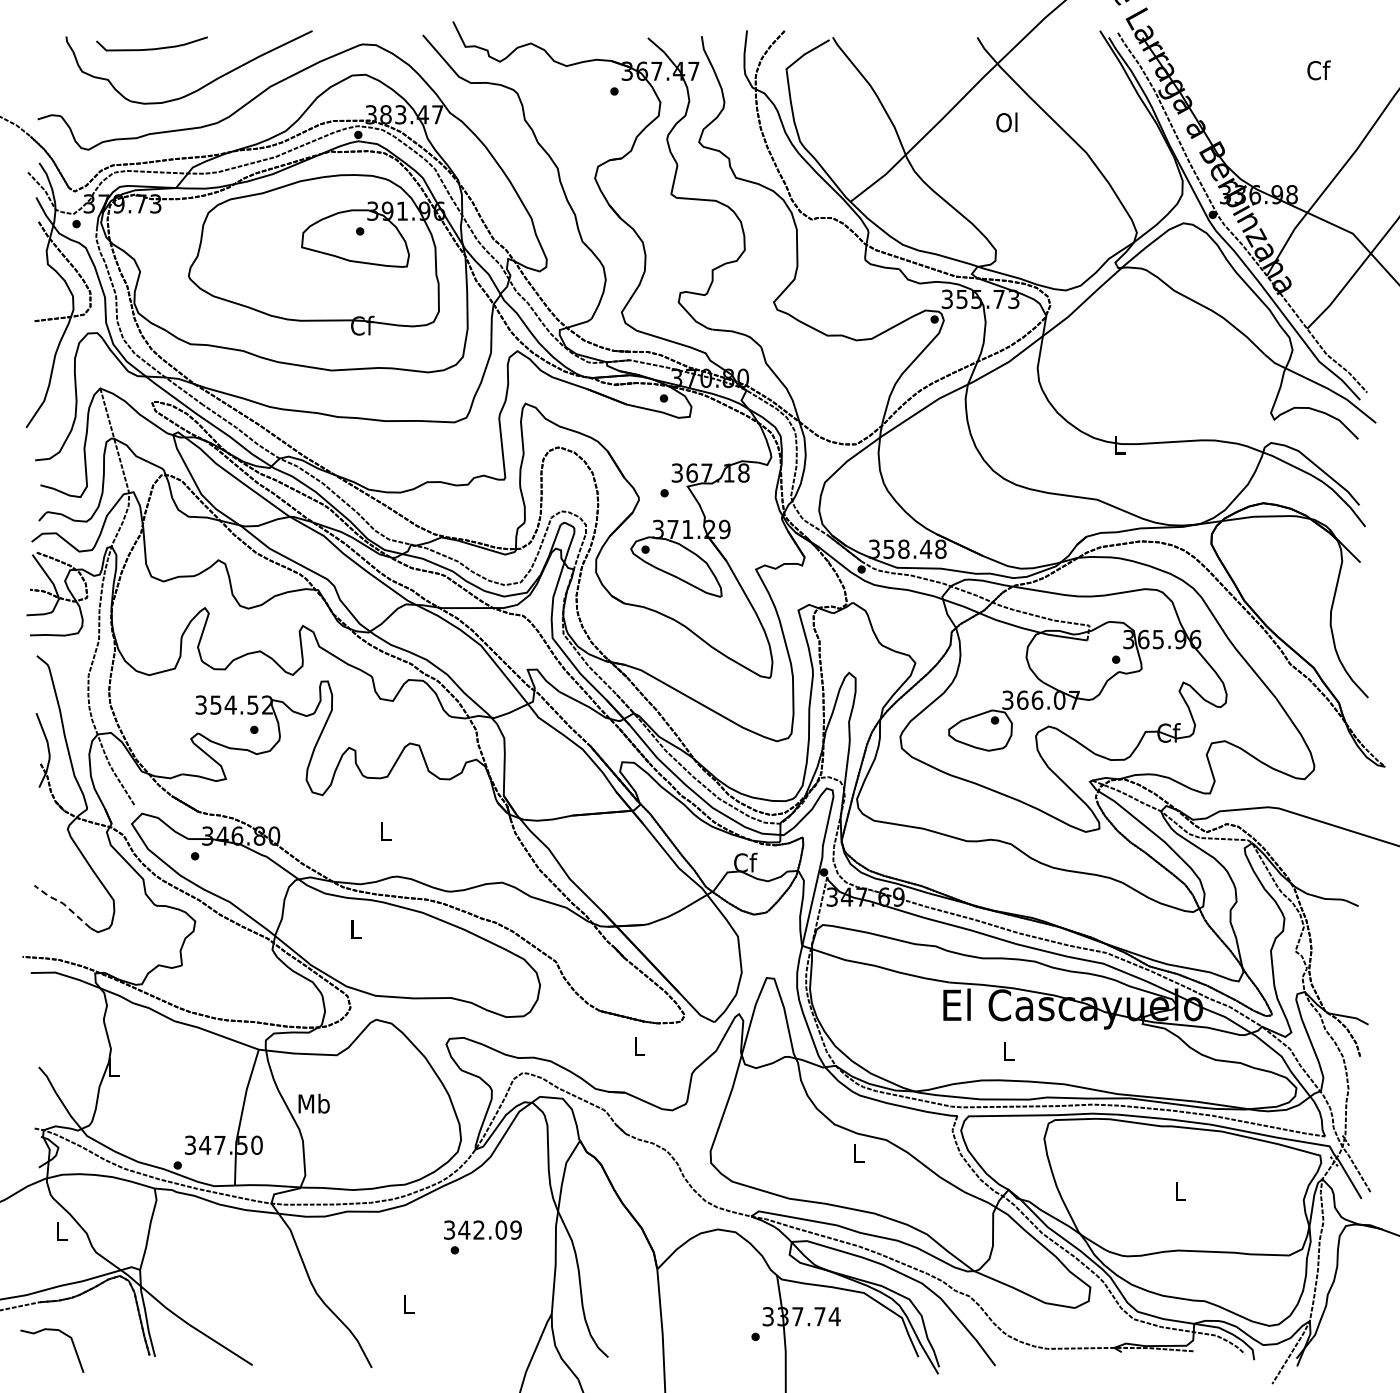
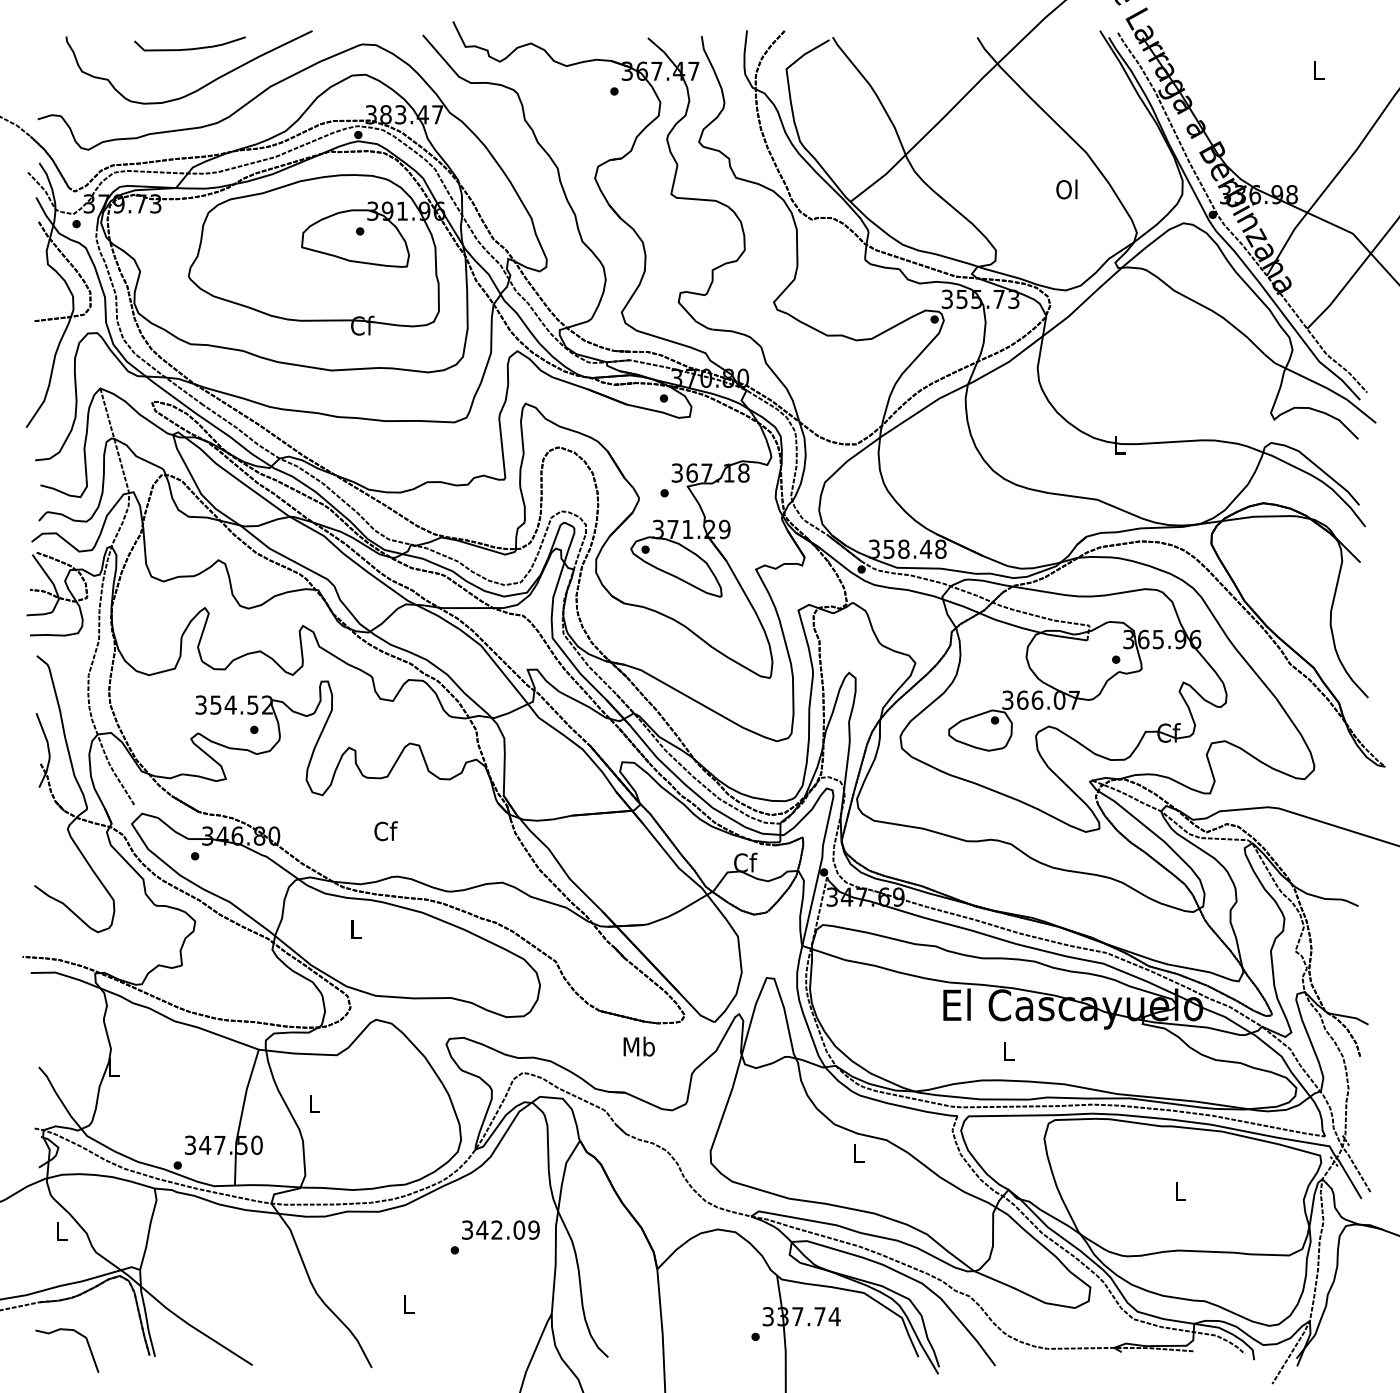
curve position: (151, 48) -> (189, 48) (189, 48)
text: Cf -> L (1318, 70)
text position: (1006, 122) -> (1066, 189) (1066, 189)
text: L -> Cf (385, 831)
line: dashed -> solid (63, 903)
text: L -> Mb (638, 1046)
text: Mb -> L (313, 1103)
text position: (482, 1229) -> (500, 1229) (500, 1229)
curve position: (63, 1334) -> (78, 1334) (78, 1334)
